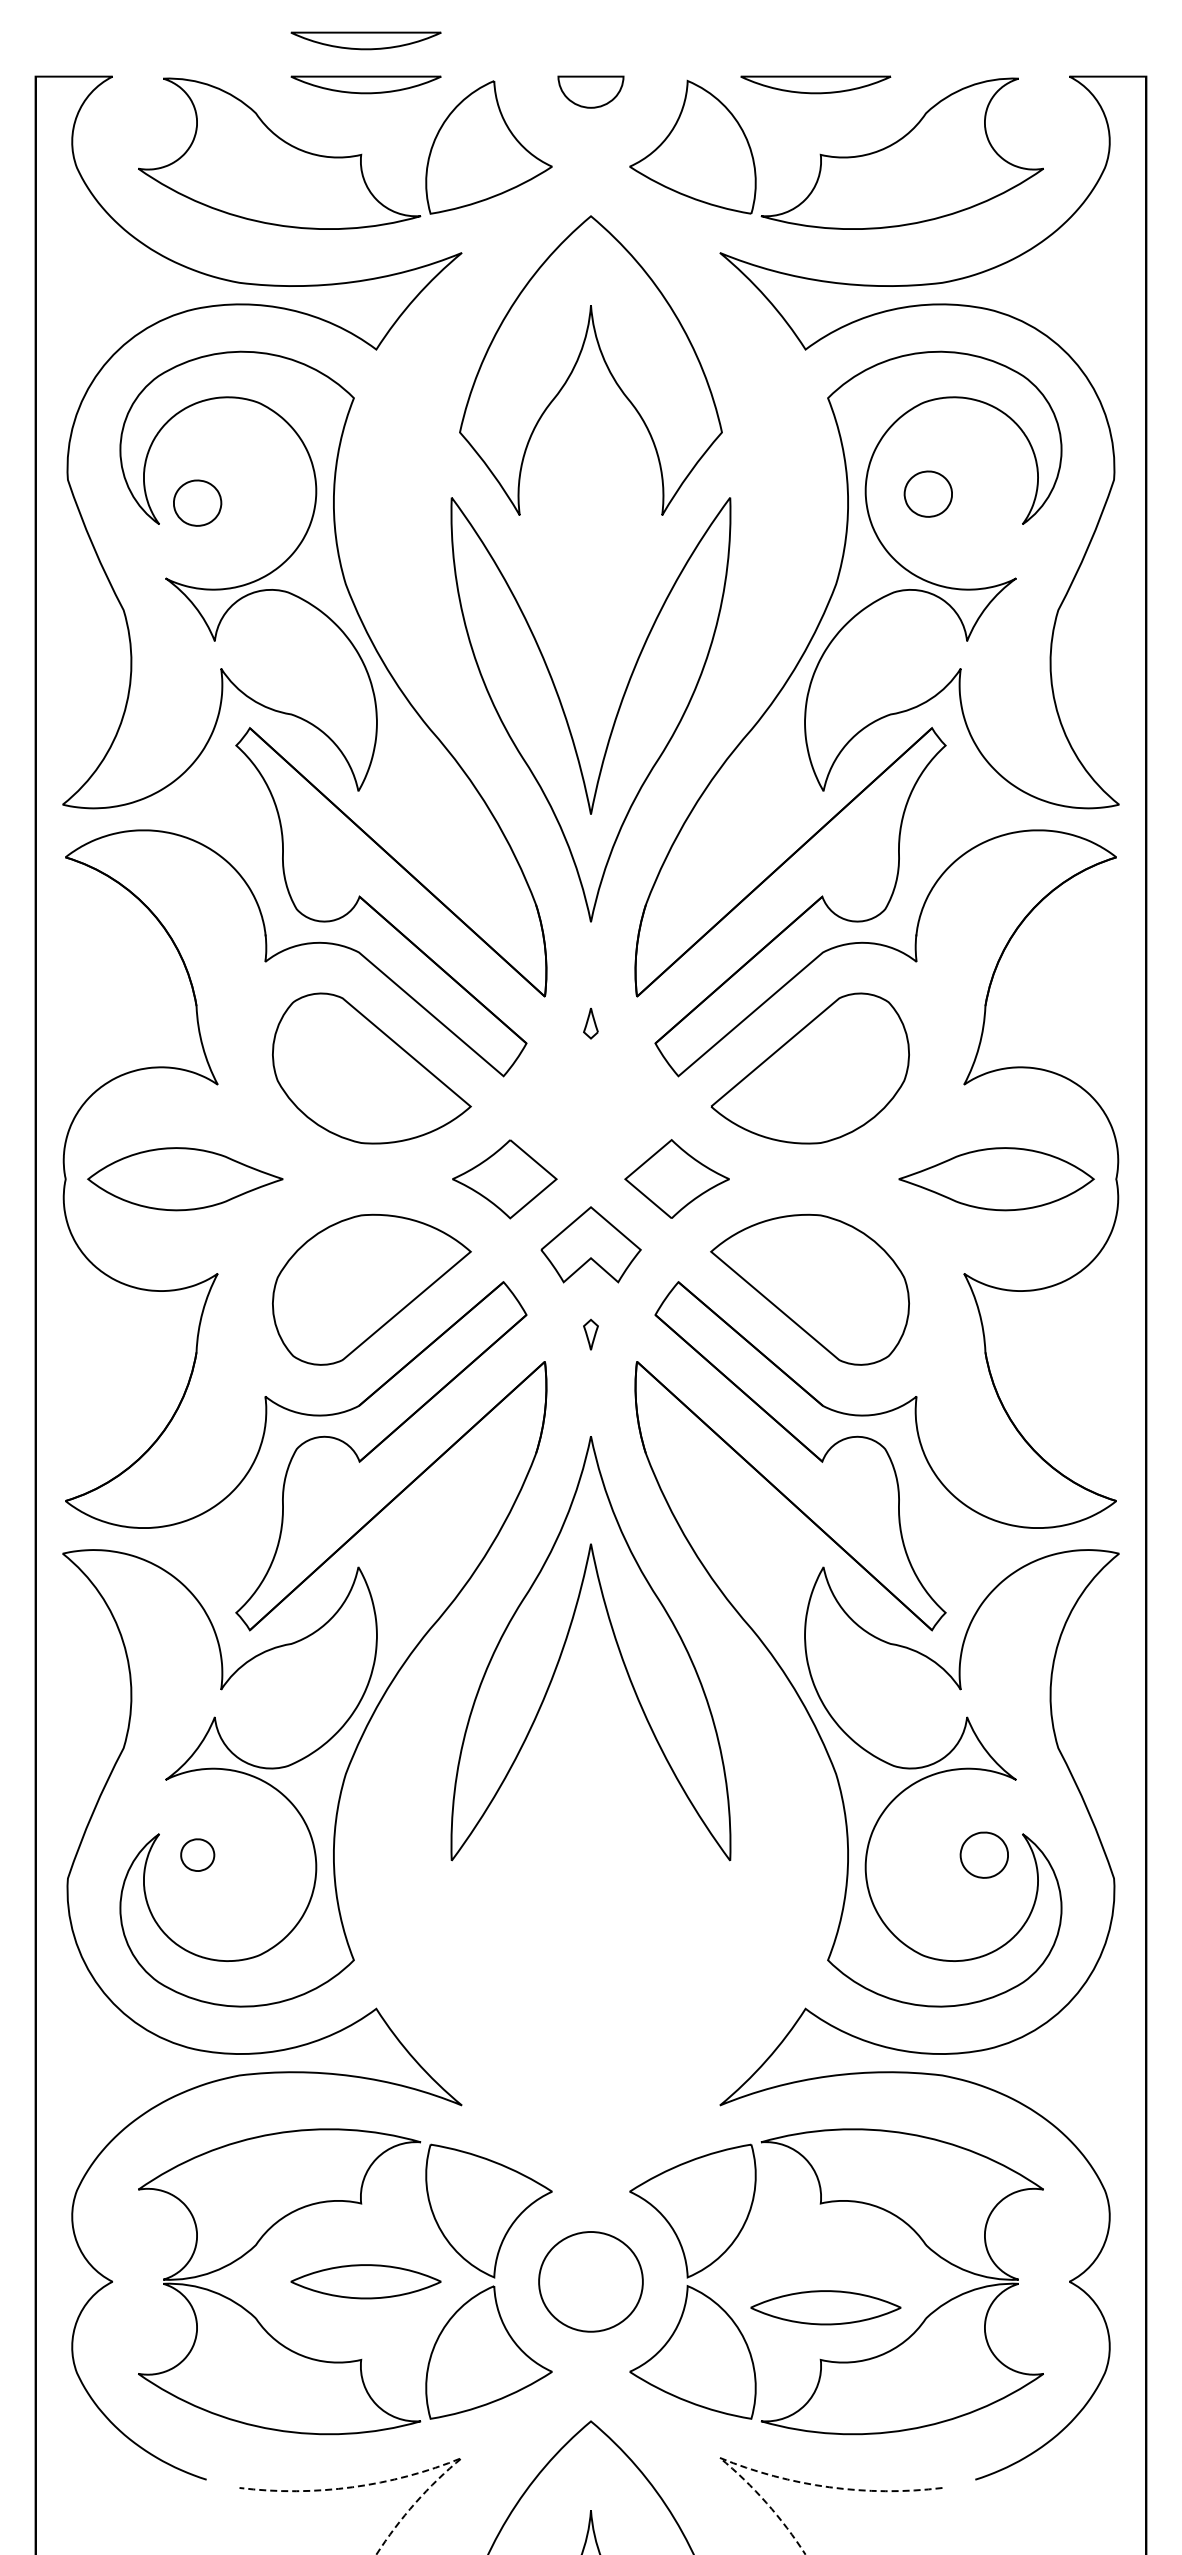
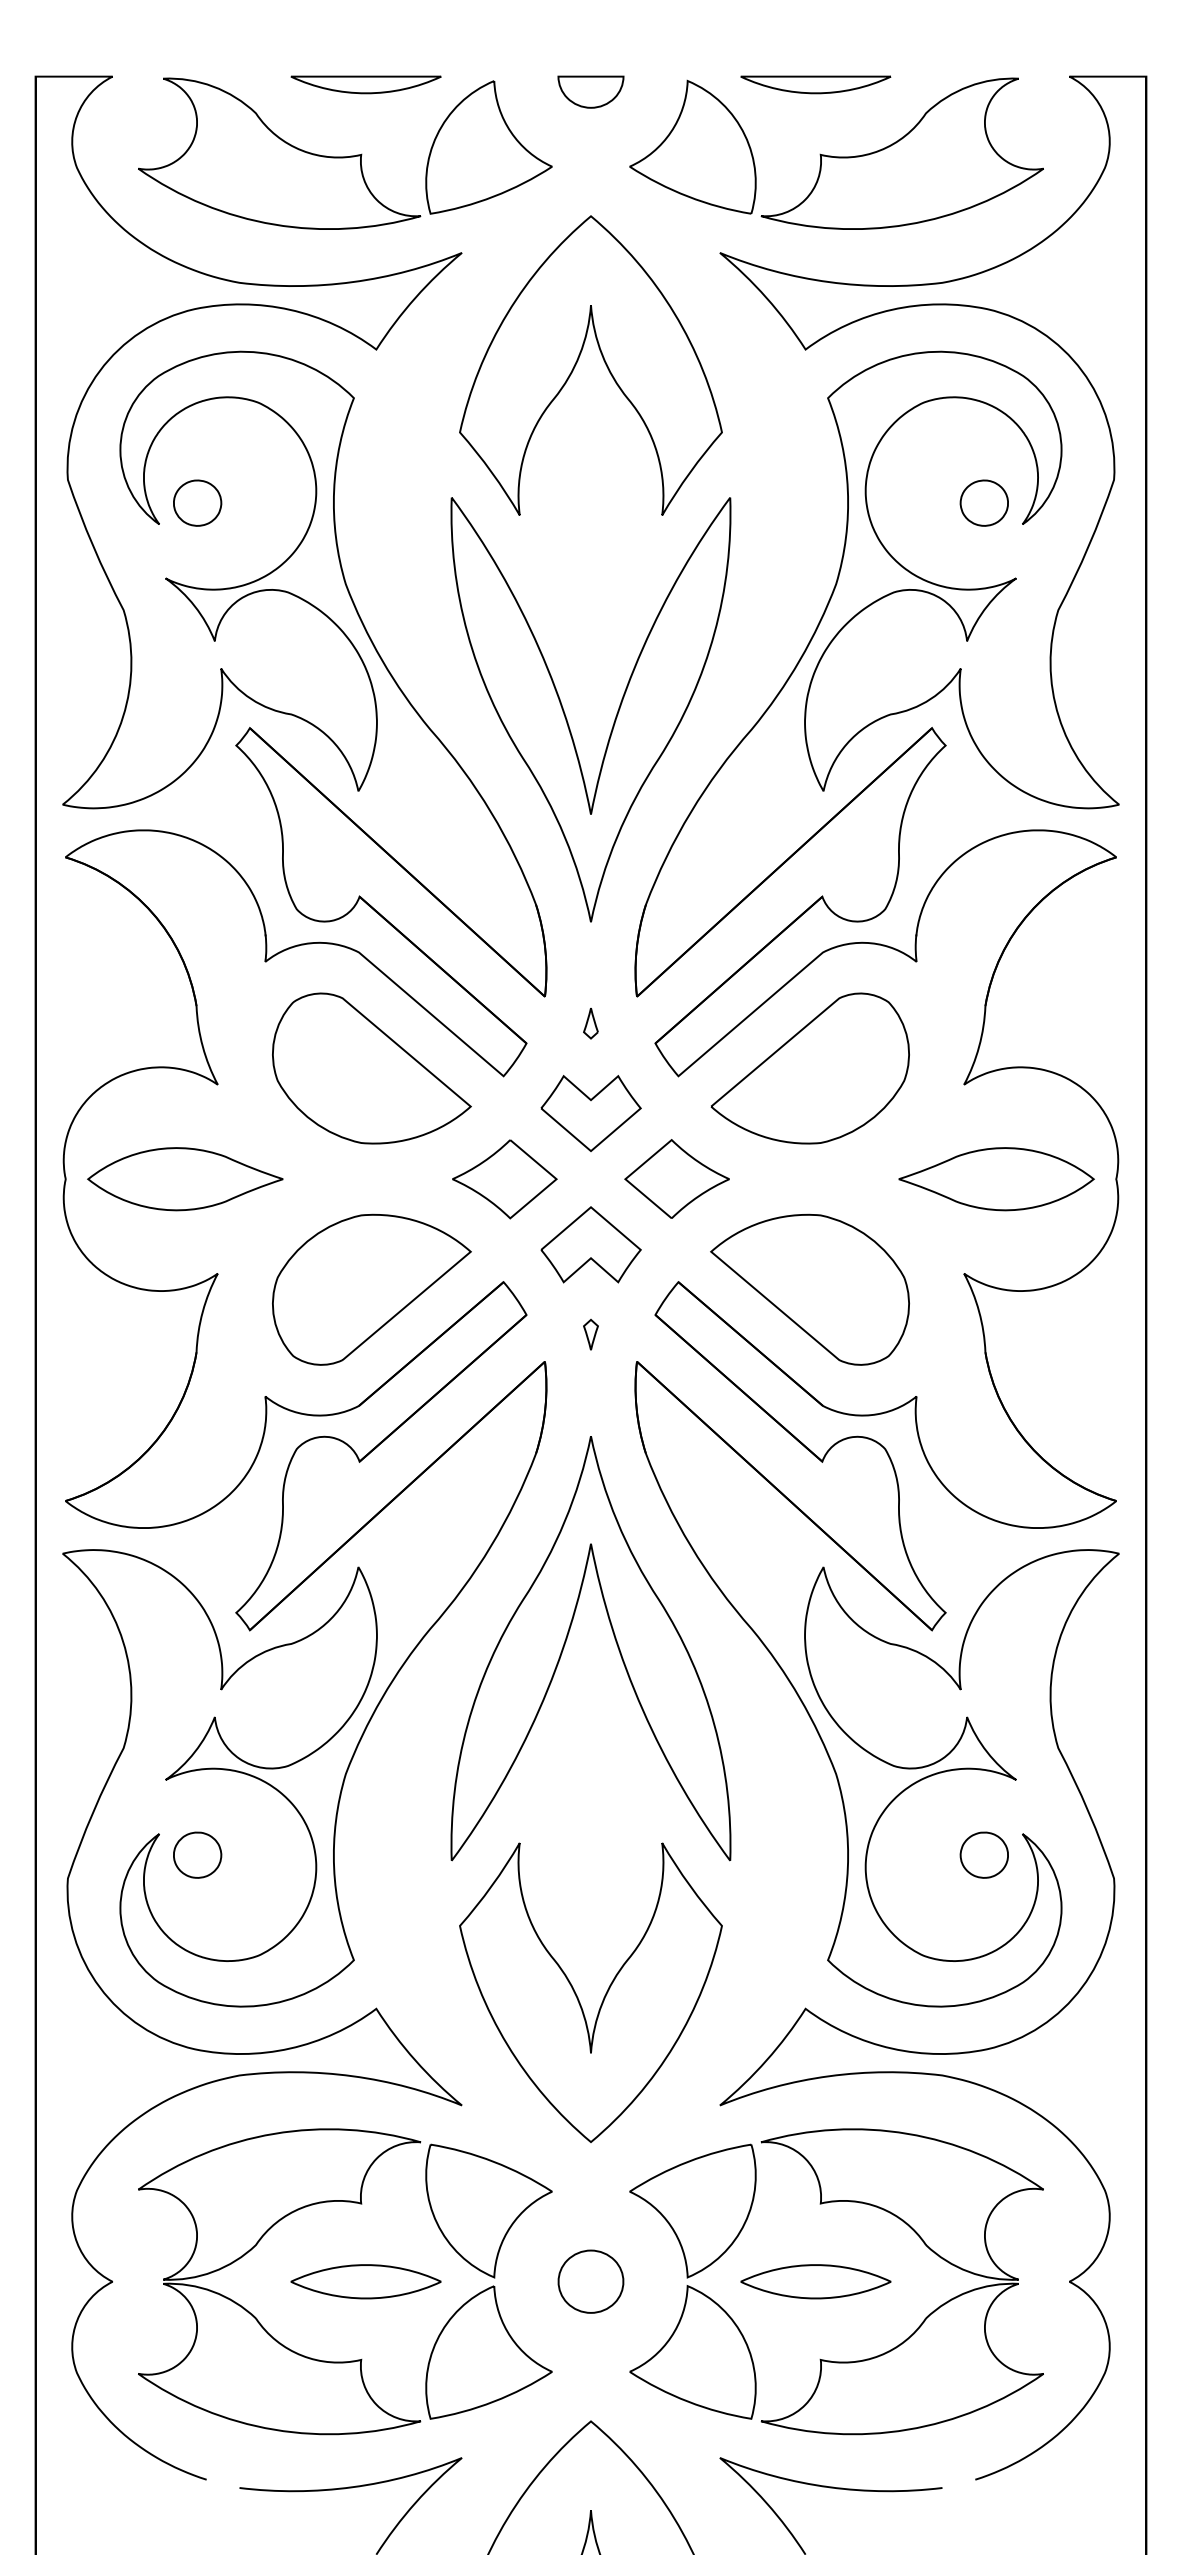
part: present -> none (365, 40)
part position: (927, 493) -> (983, 502) (983, 502)
part: none -> present (590, 1113)
part size: 36x34 px -> 50x48 px (197, 1854)
part: none -> present (578, 1997)
part size: 106x102 px -> 68x65 px (590, 2281)
part position: (825, 2307) -> (815, 2281) (815, 2281)
line: dashed -> solid (414, 2474)
line: dashed -> solid (766, 2474)
